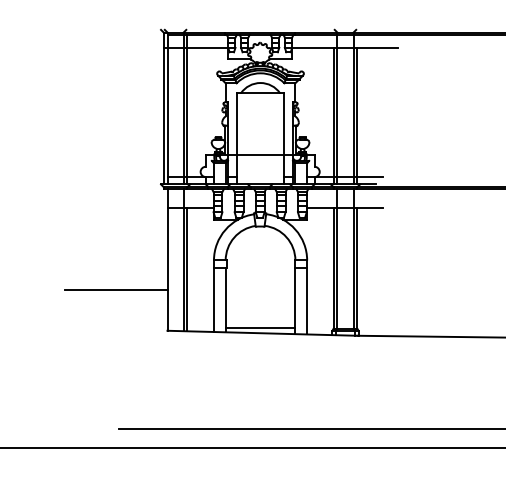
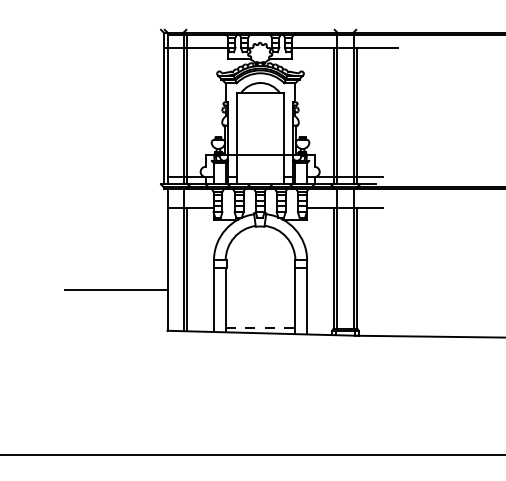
line: solid -> dashed (260, 327)
line: present -> none (310, 428)
line position: (252, 448) -> (252, 455) (252, 455)
